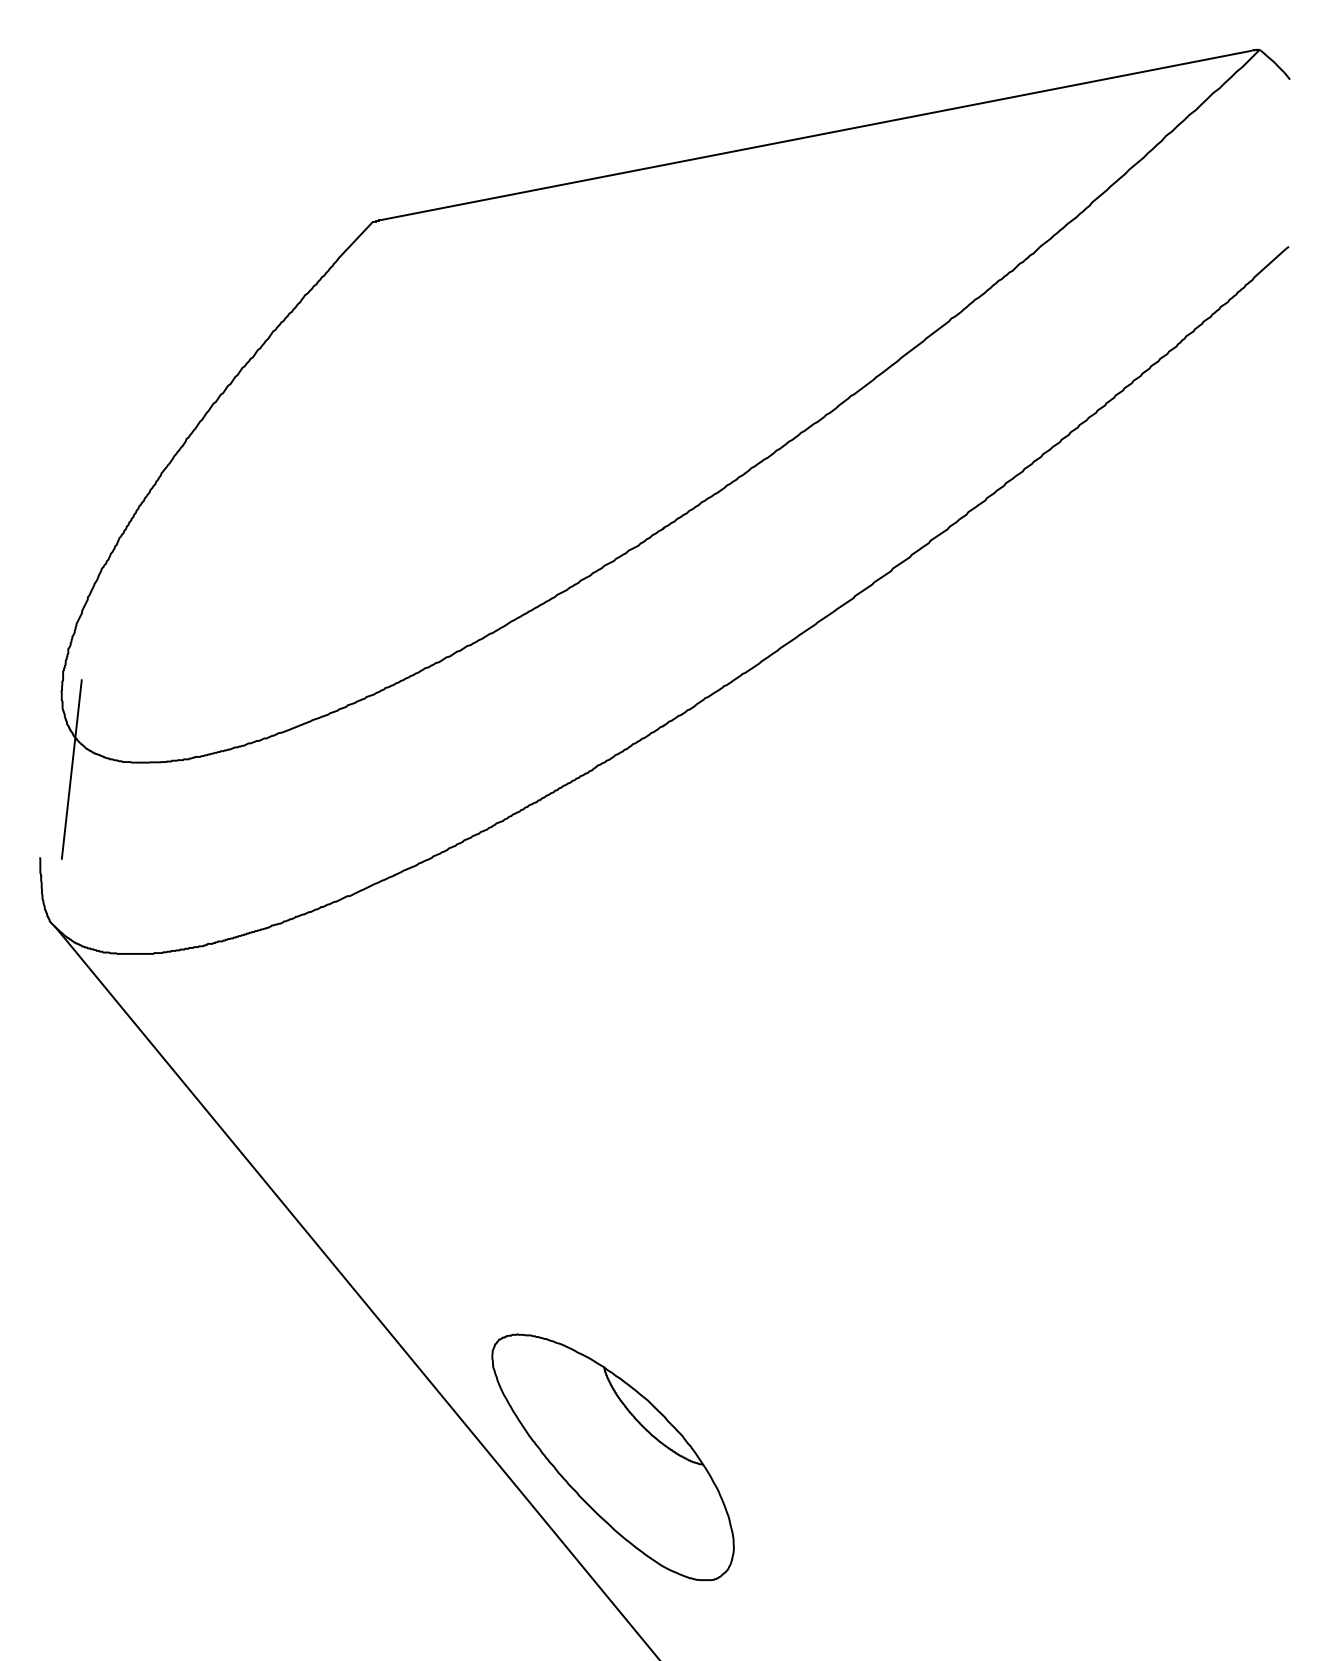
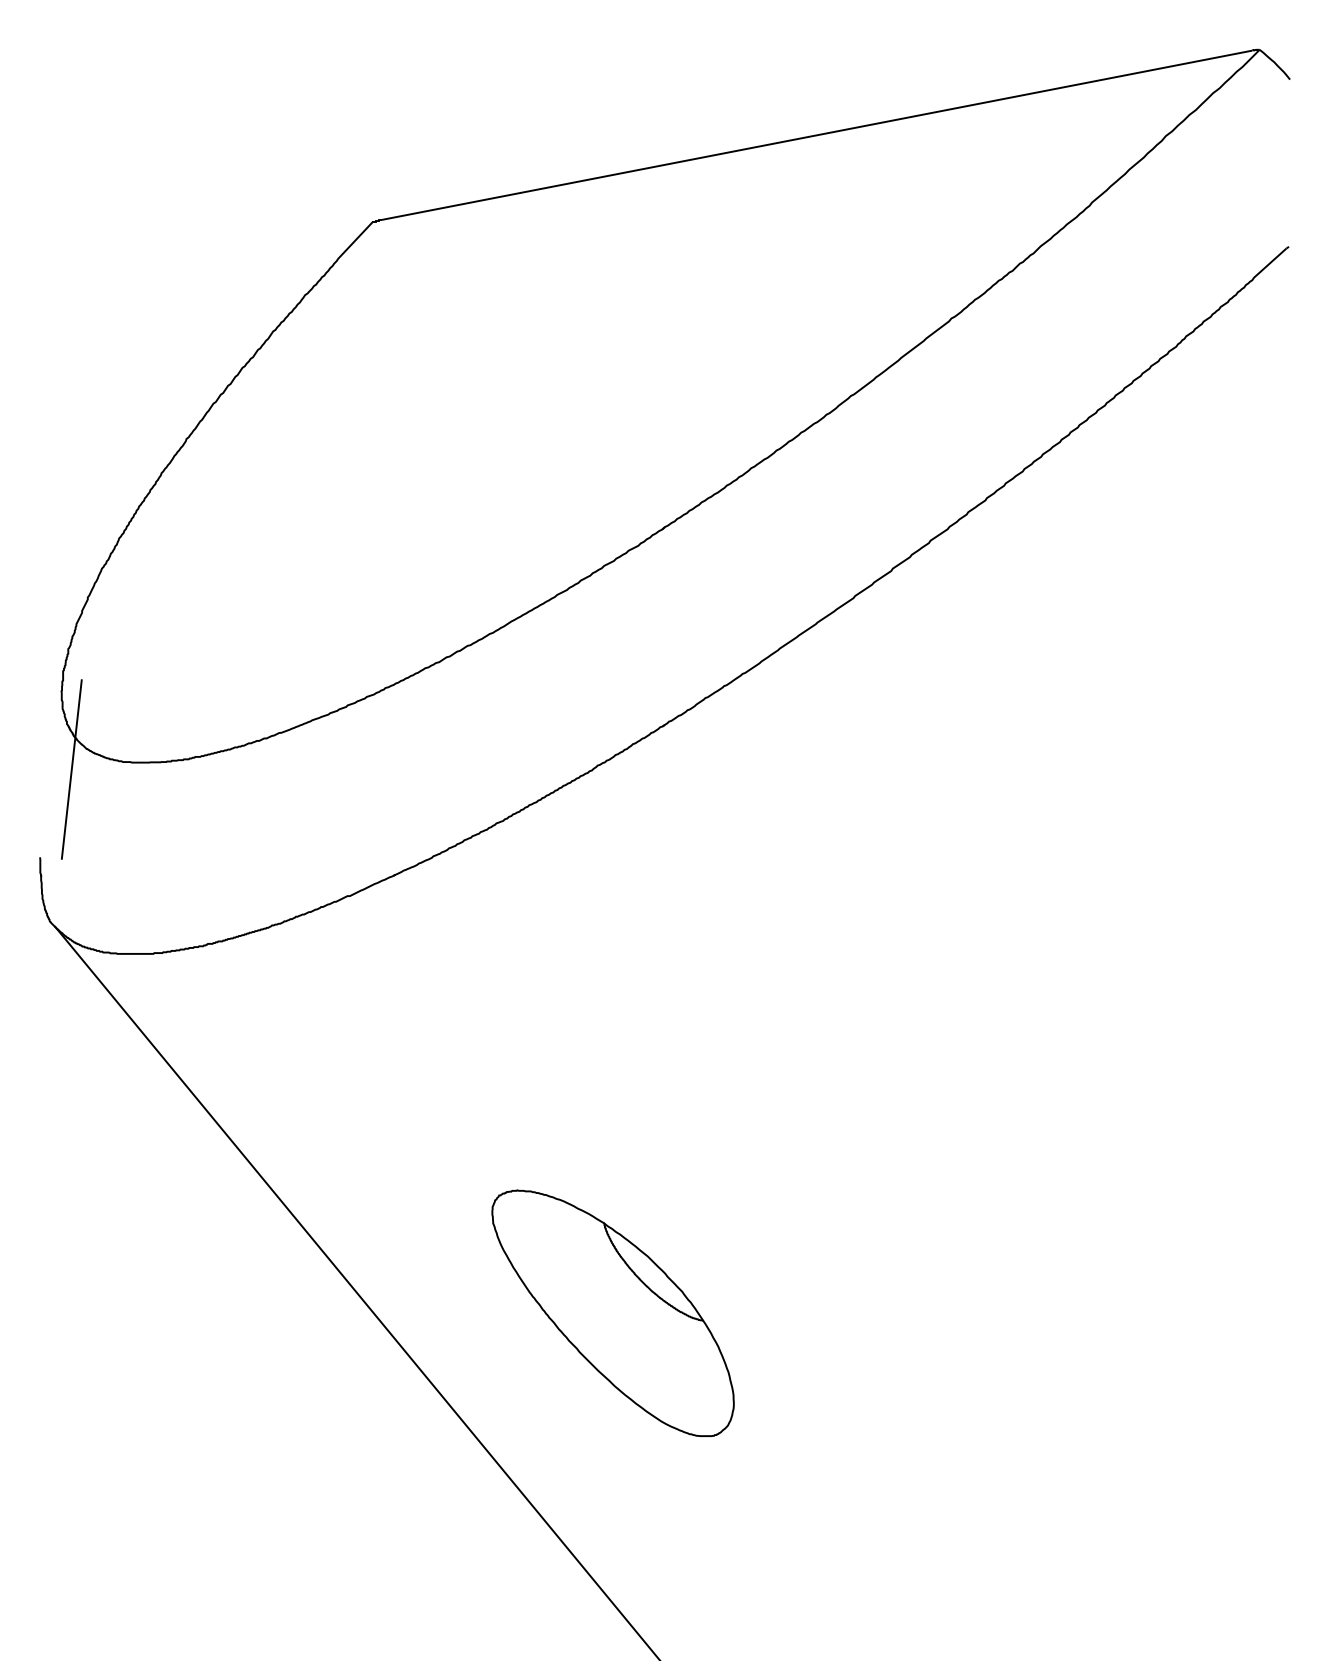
part position: (612, 1456) -> (612, 1312) (612, 1312)
